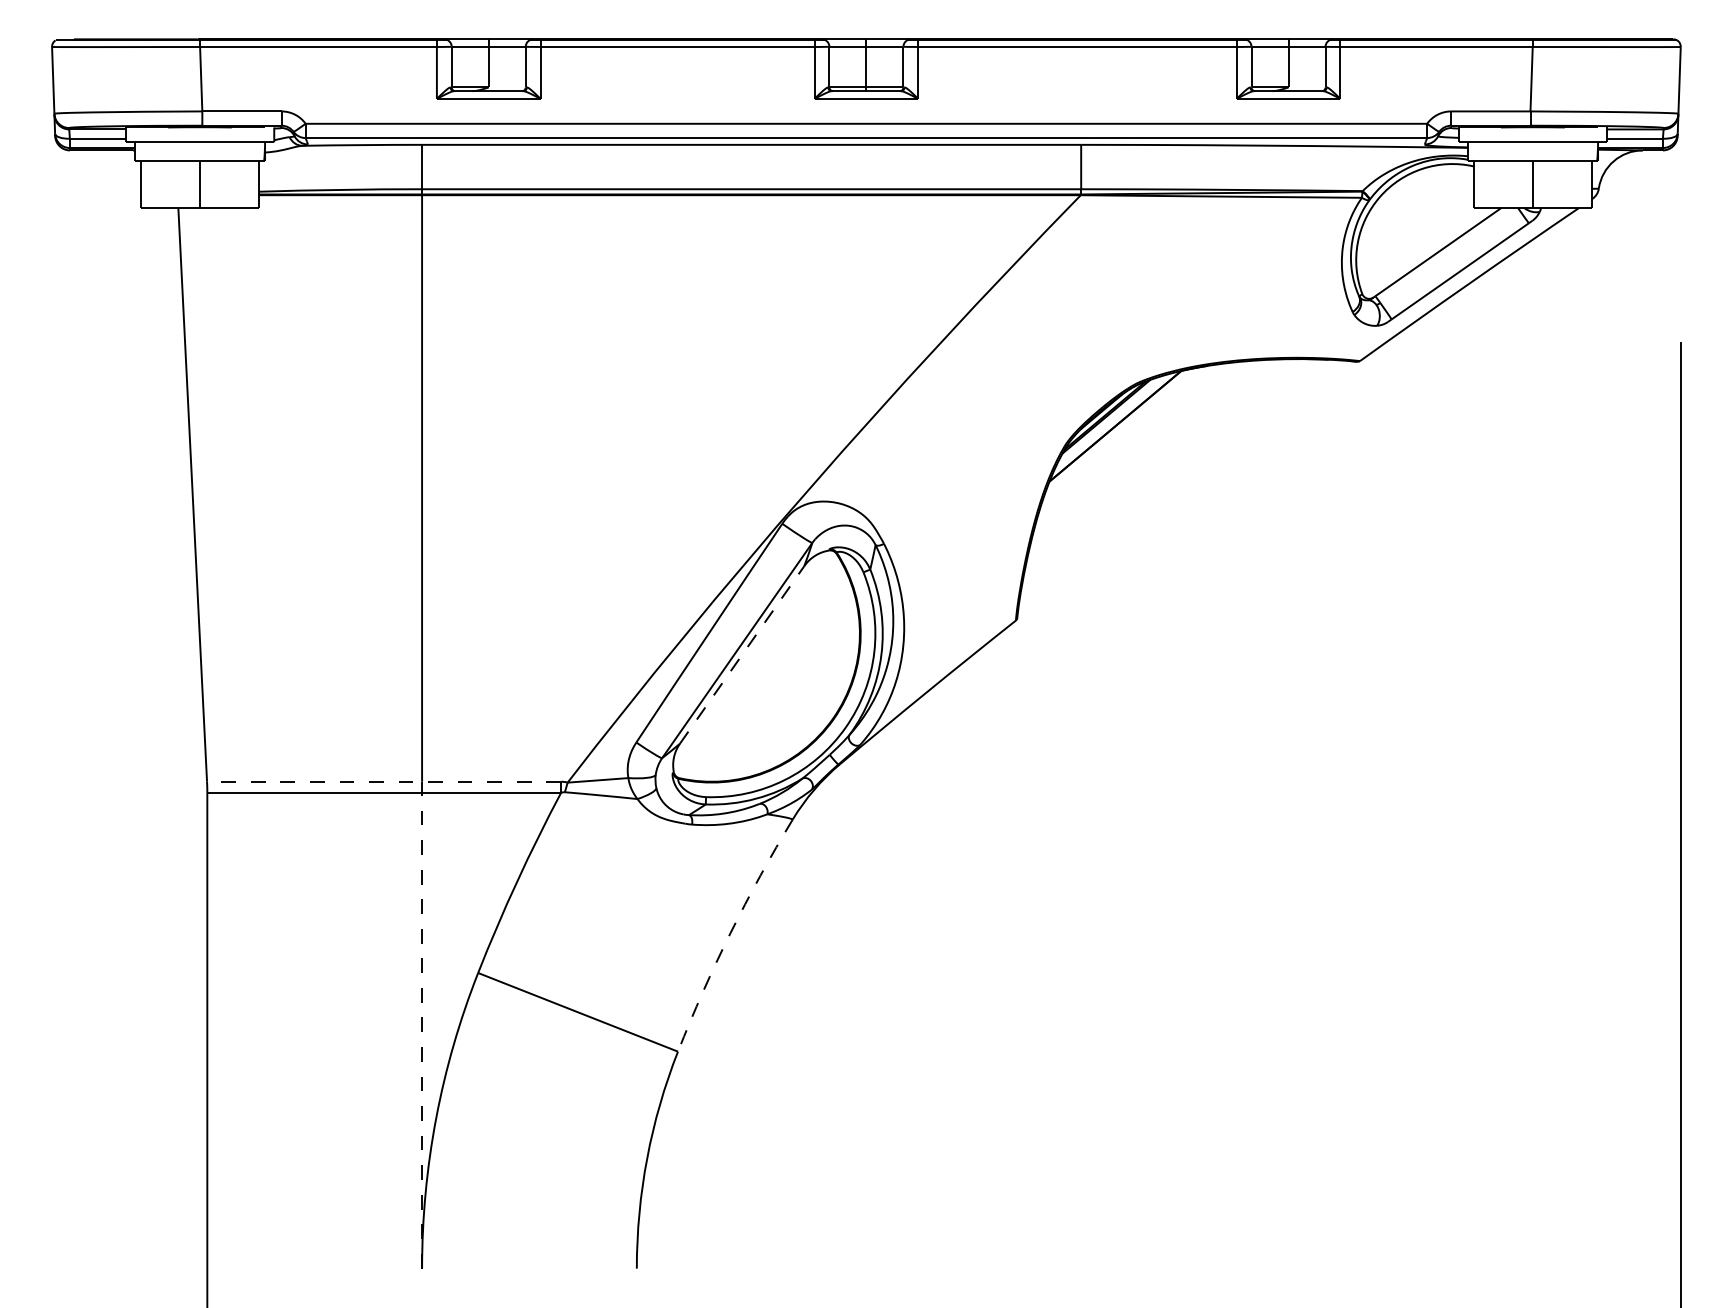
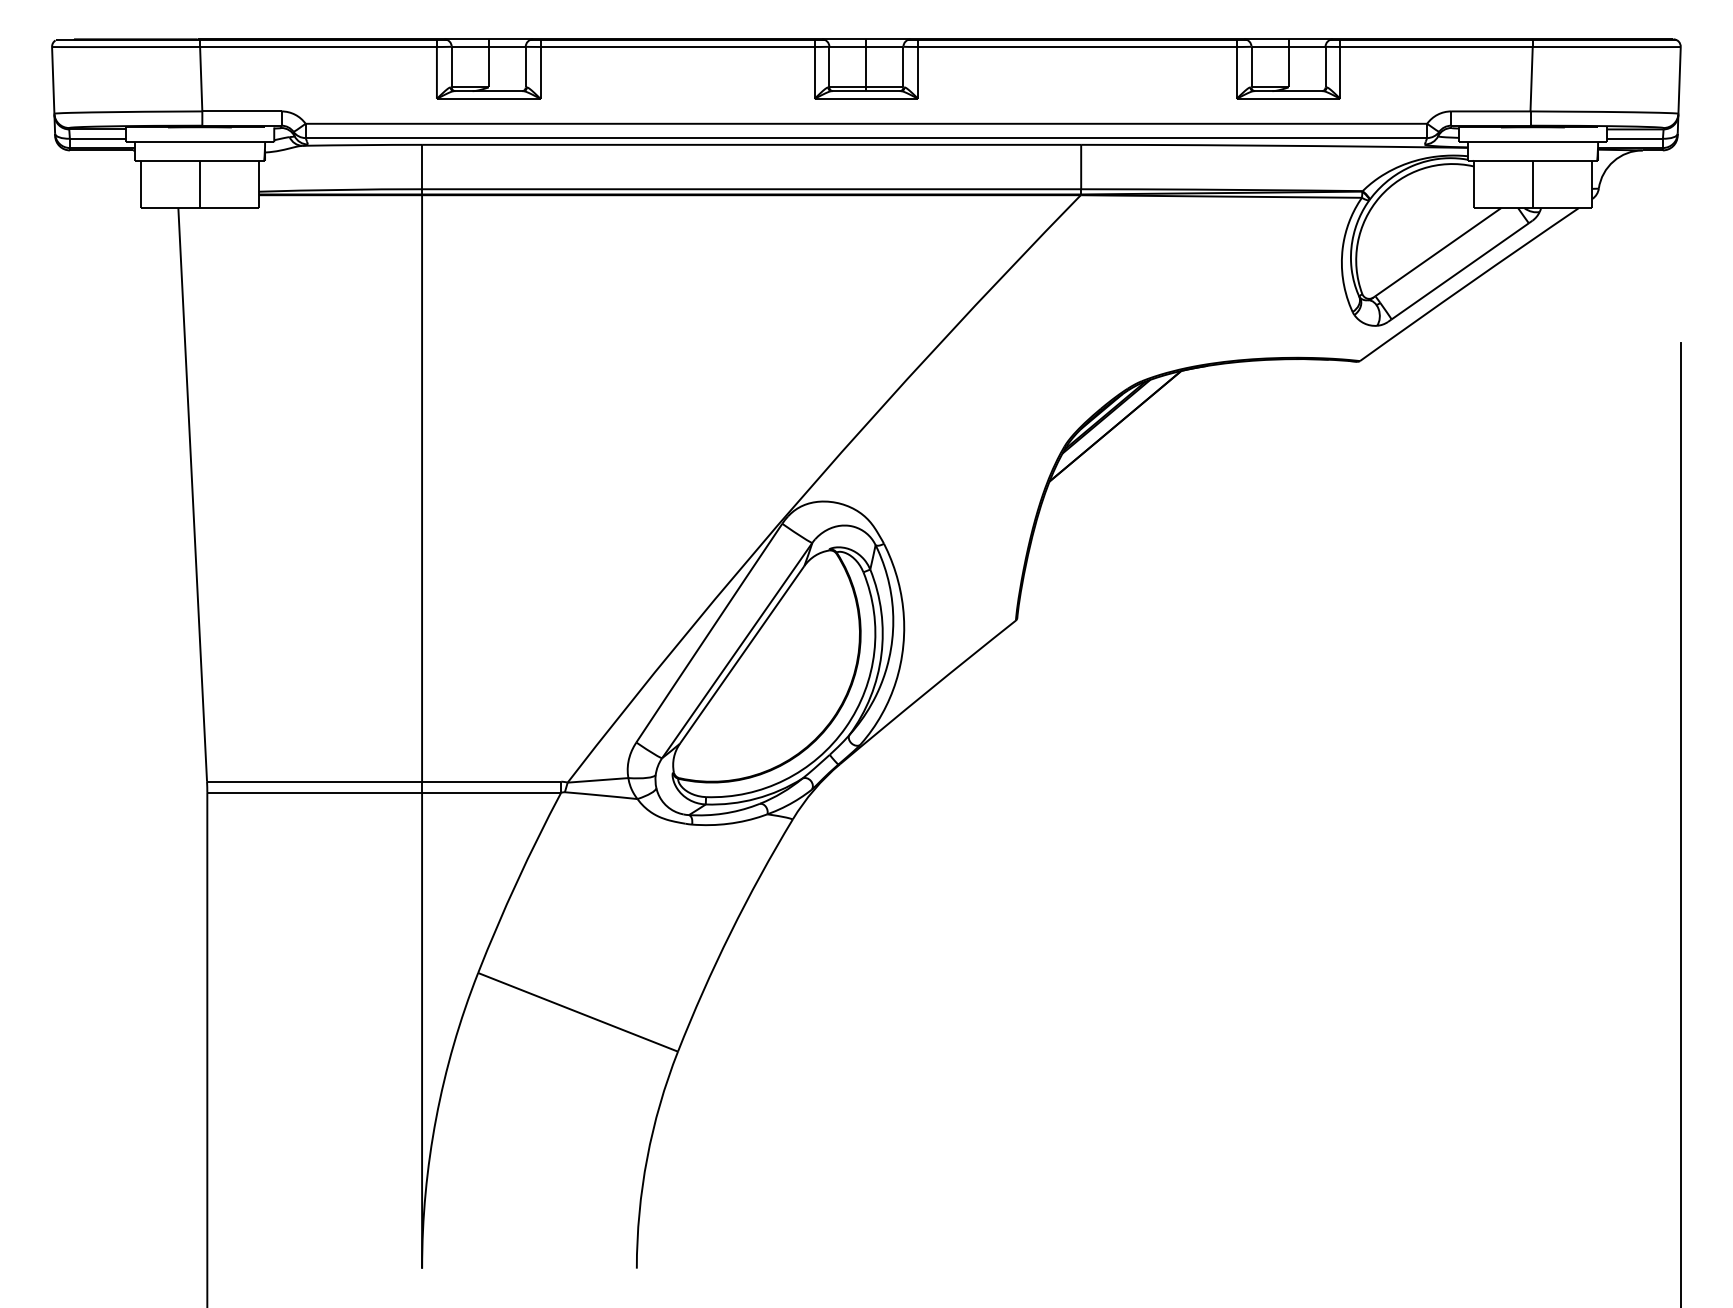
line: dashed -> solid (742, 654)
line: dashed -> solid (383, 781)
line: dashed -> solid (730, 933)
line: dashed -> solid (422, 1030)
